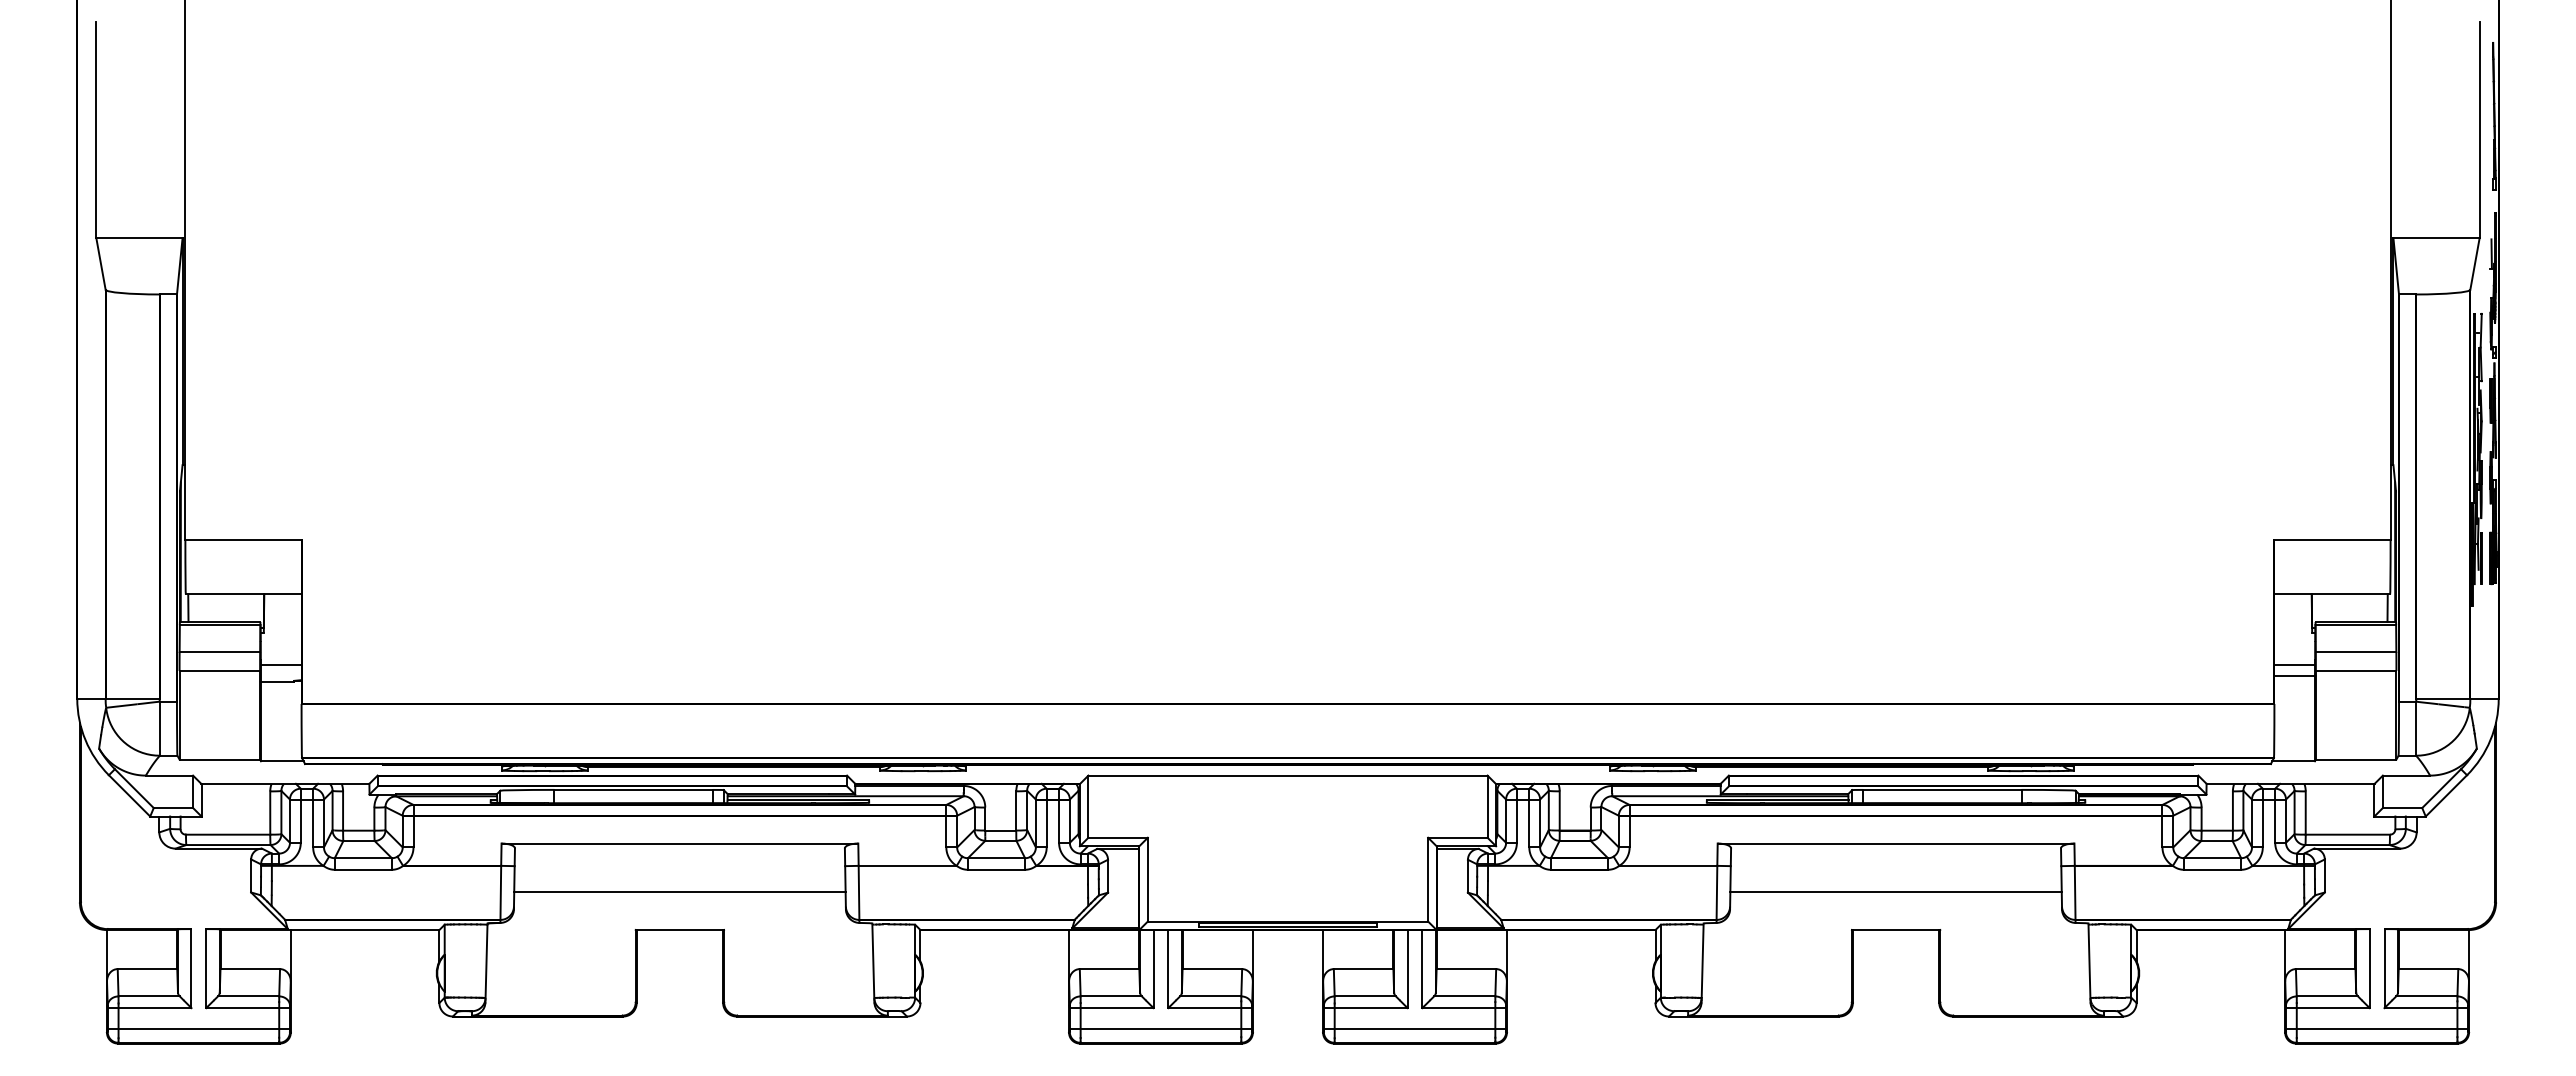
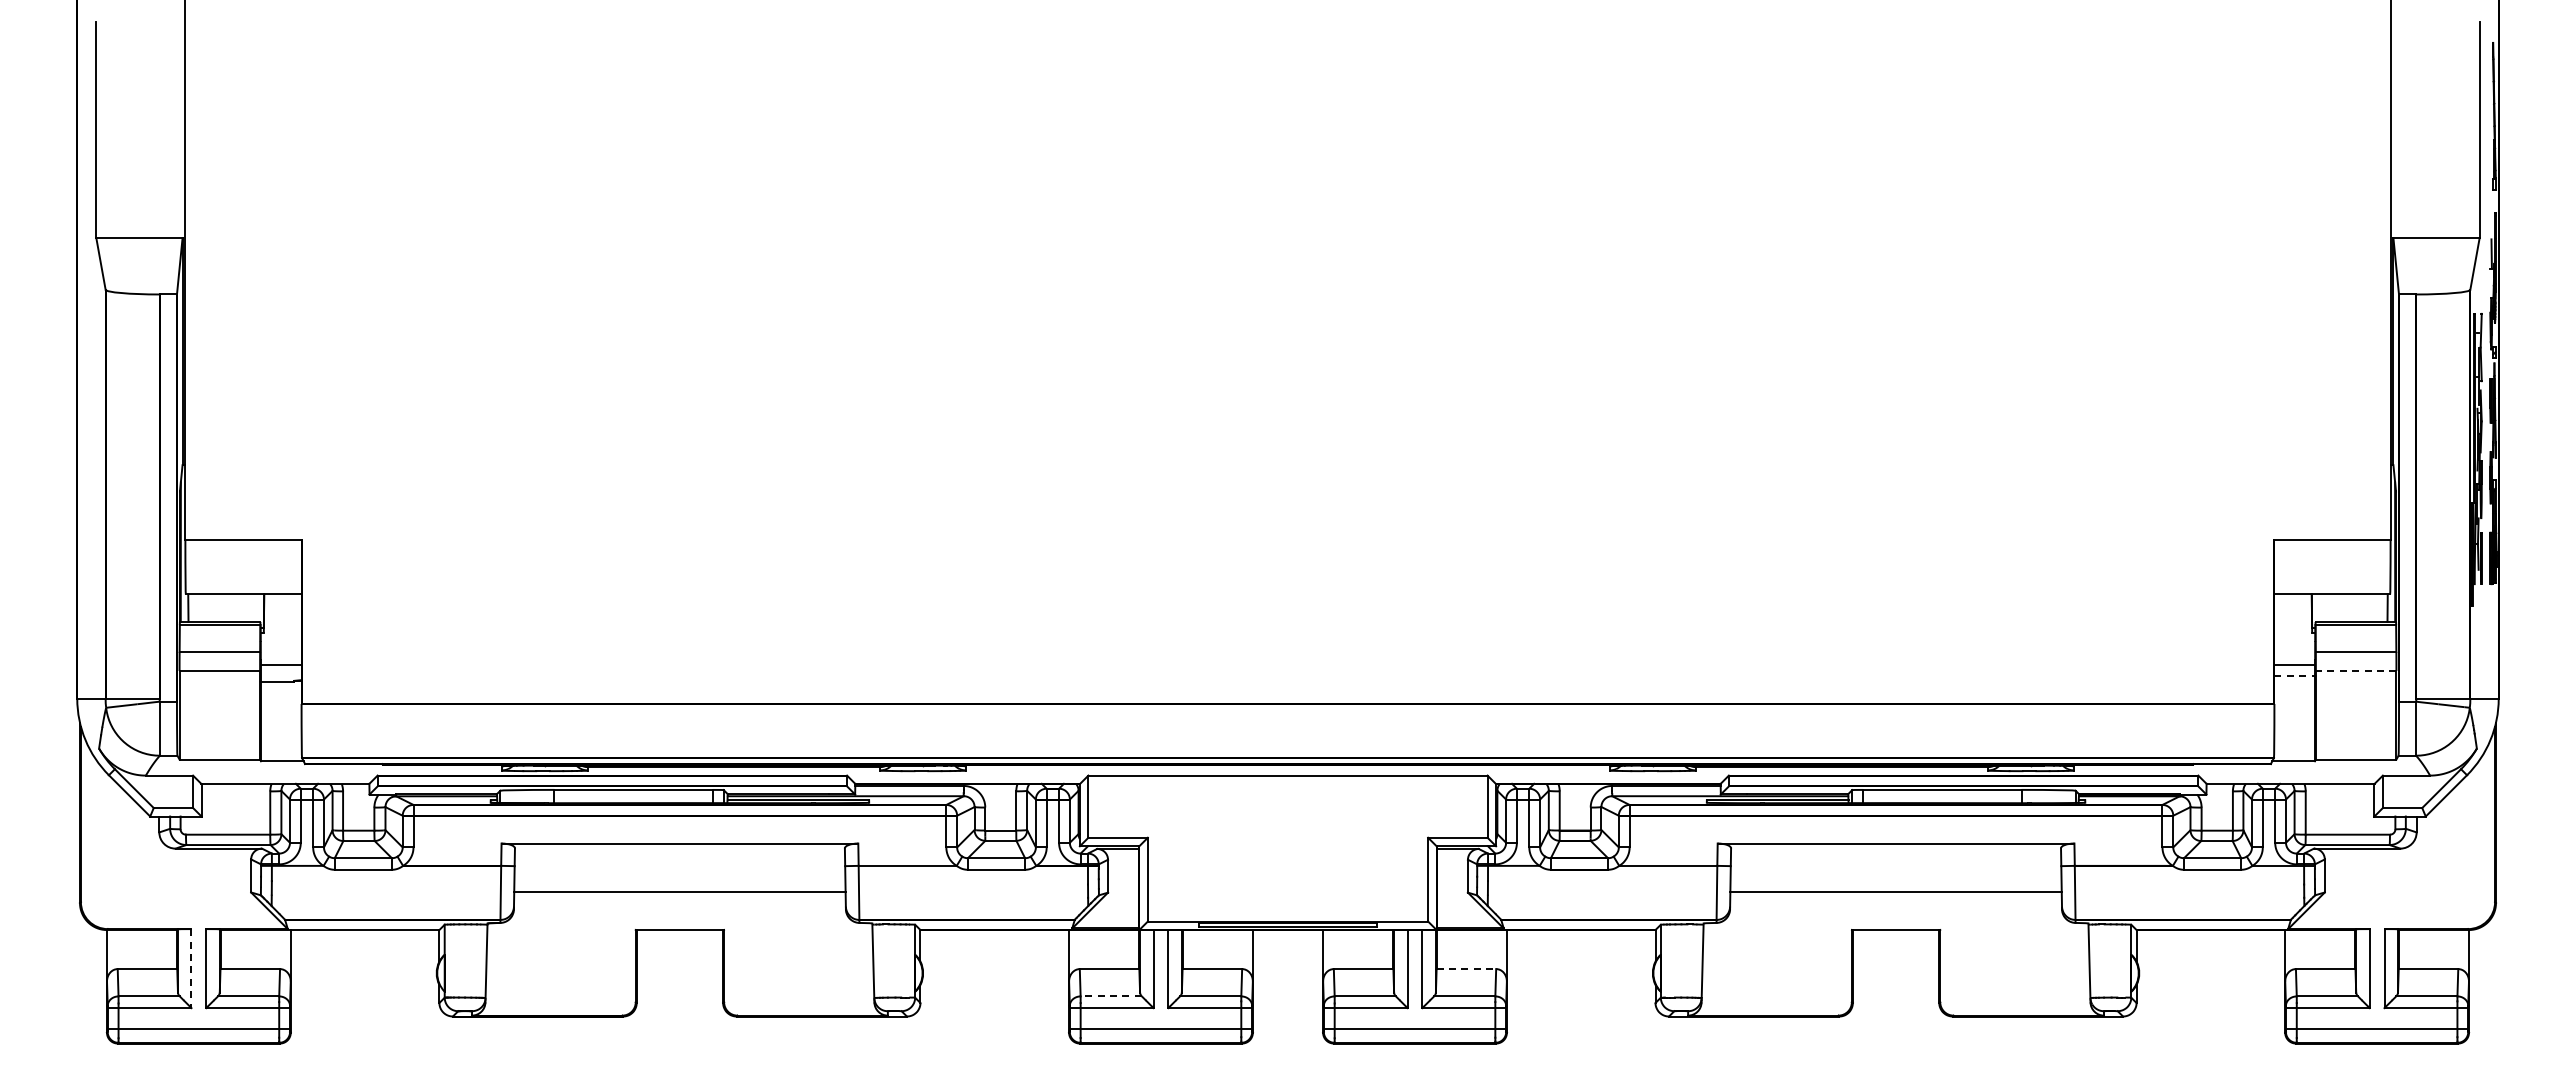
line: solid -> dashed (2355, 670)
line: solid -> dashed (2295, 676)
line: solid -> dashed (191, 968)
line: solid -> dashed (1466, 969)
line: solid -> dashed (1111, 996)
